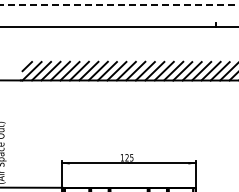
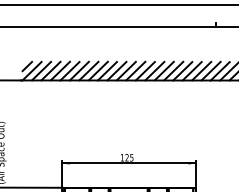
line: dashed -> solid (119, 4)
